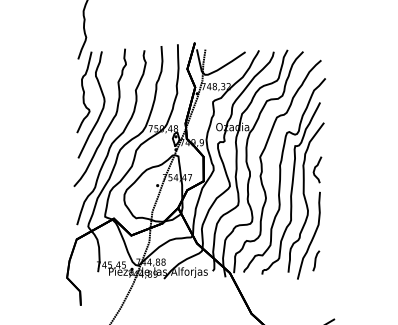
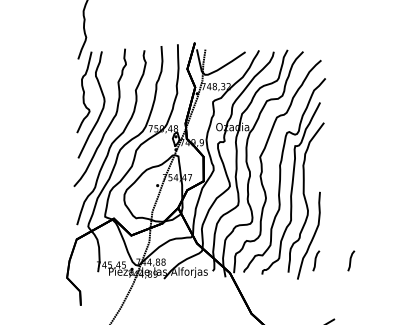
curve: present -> none (315, 169)
line: none -> present (351, 260)
